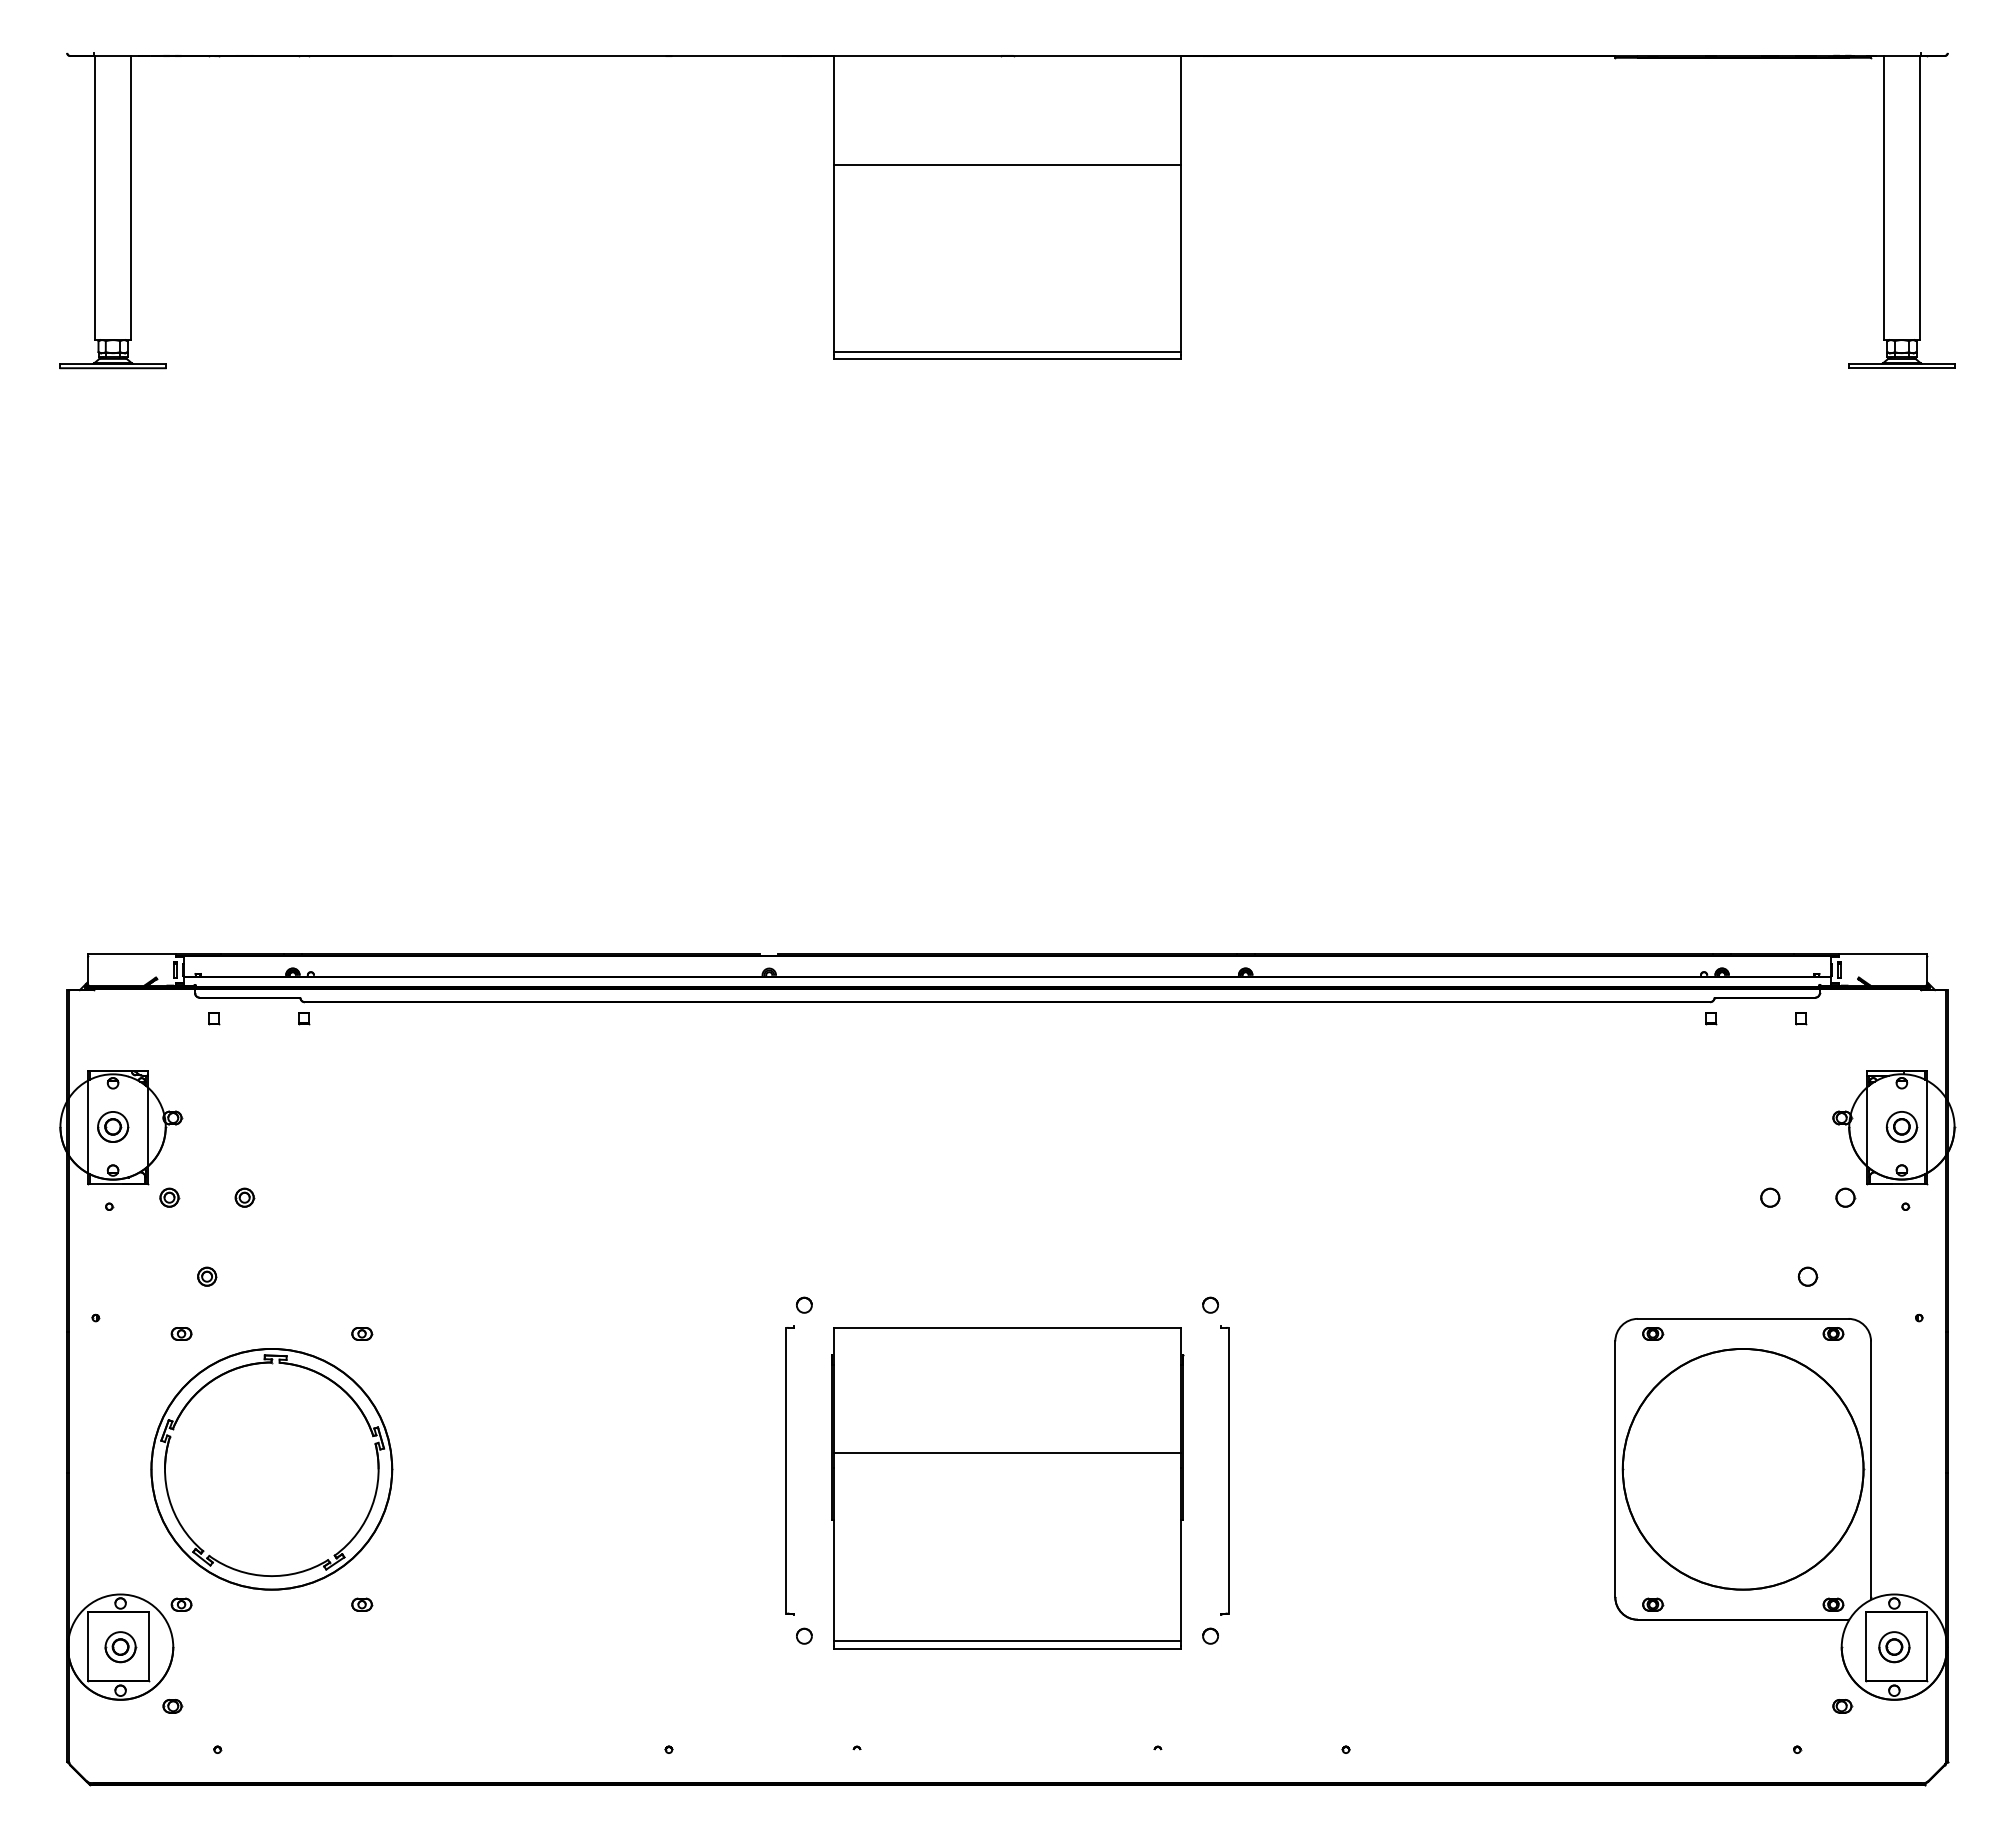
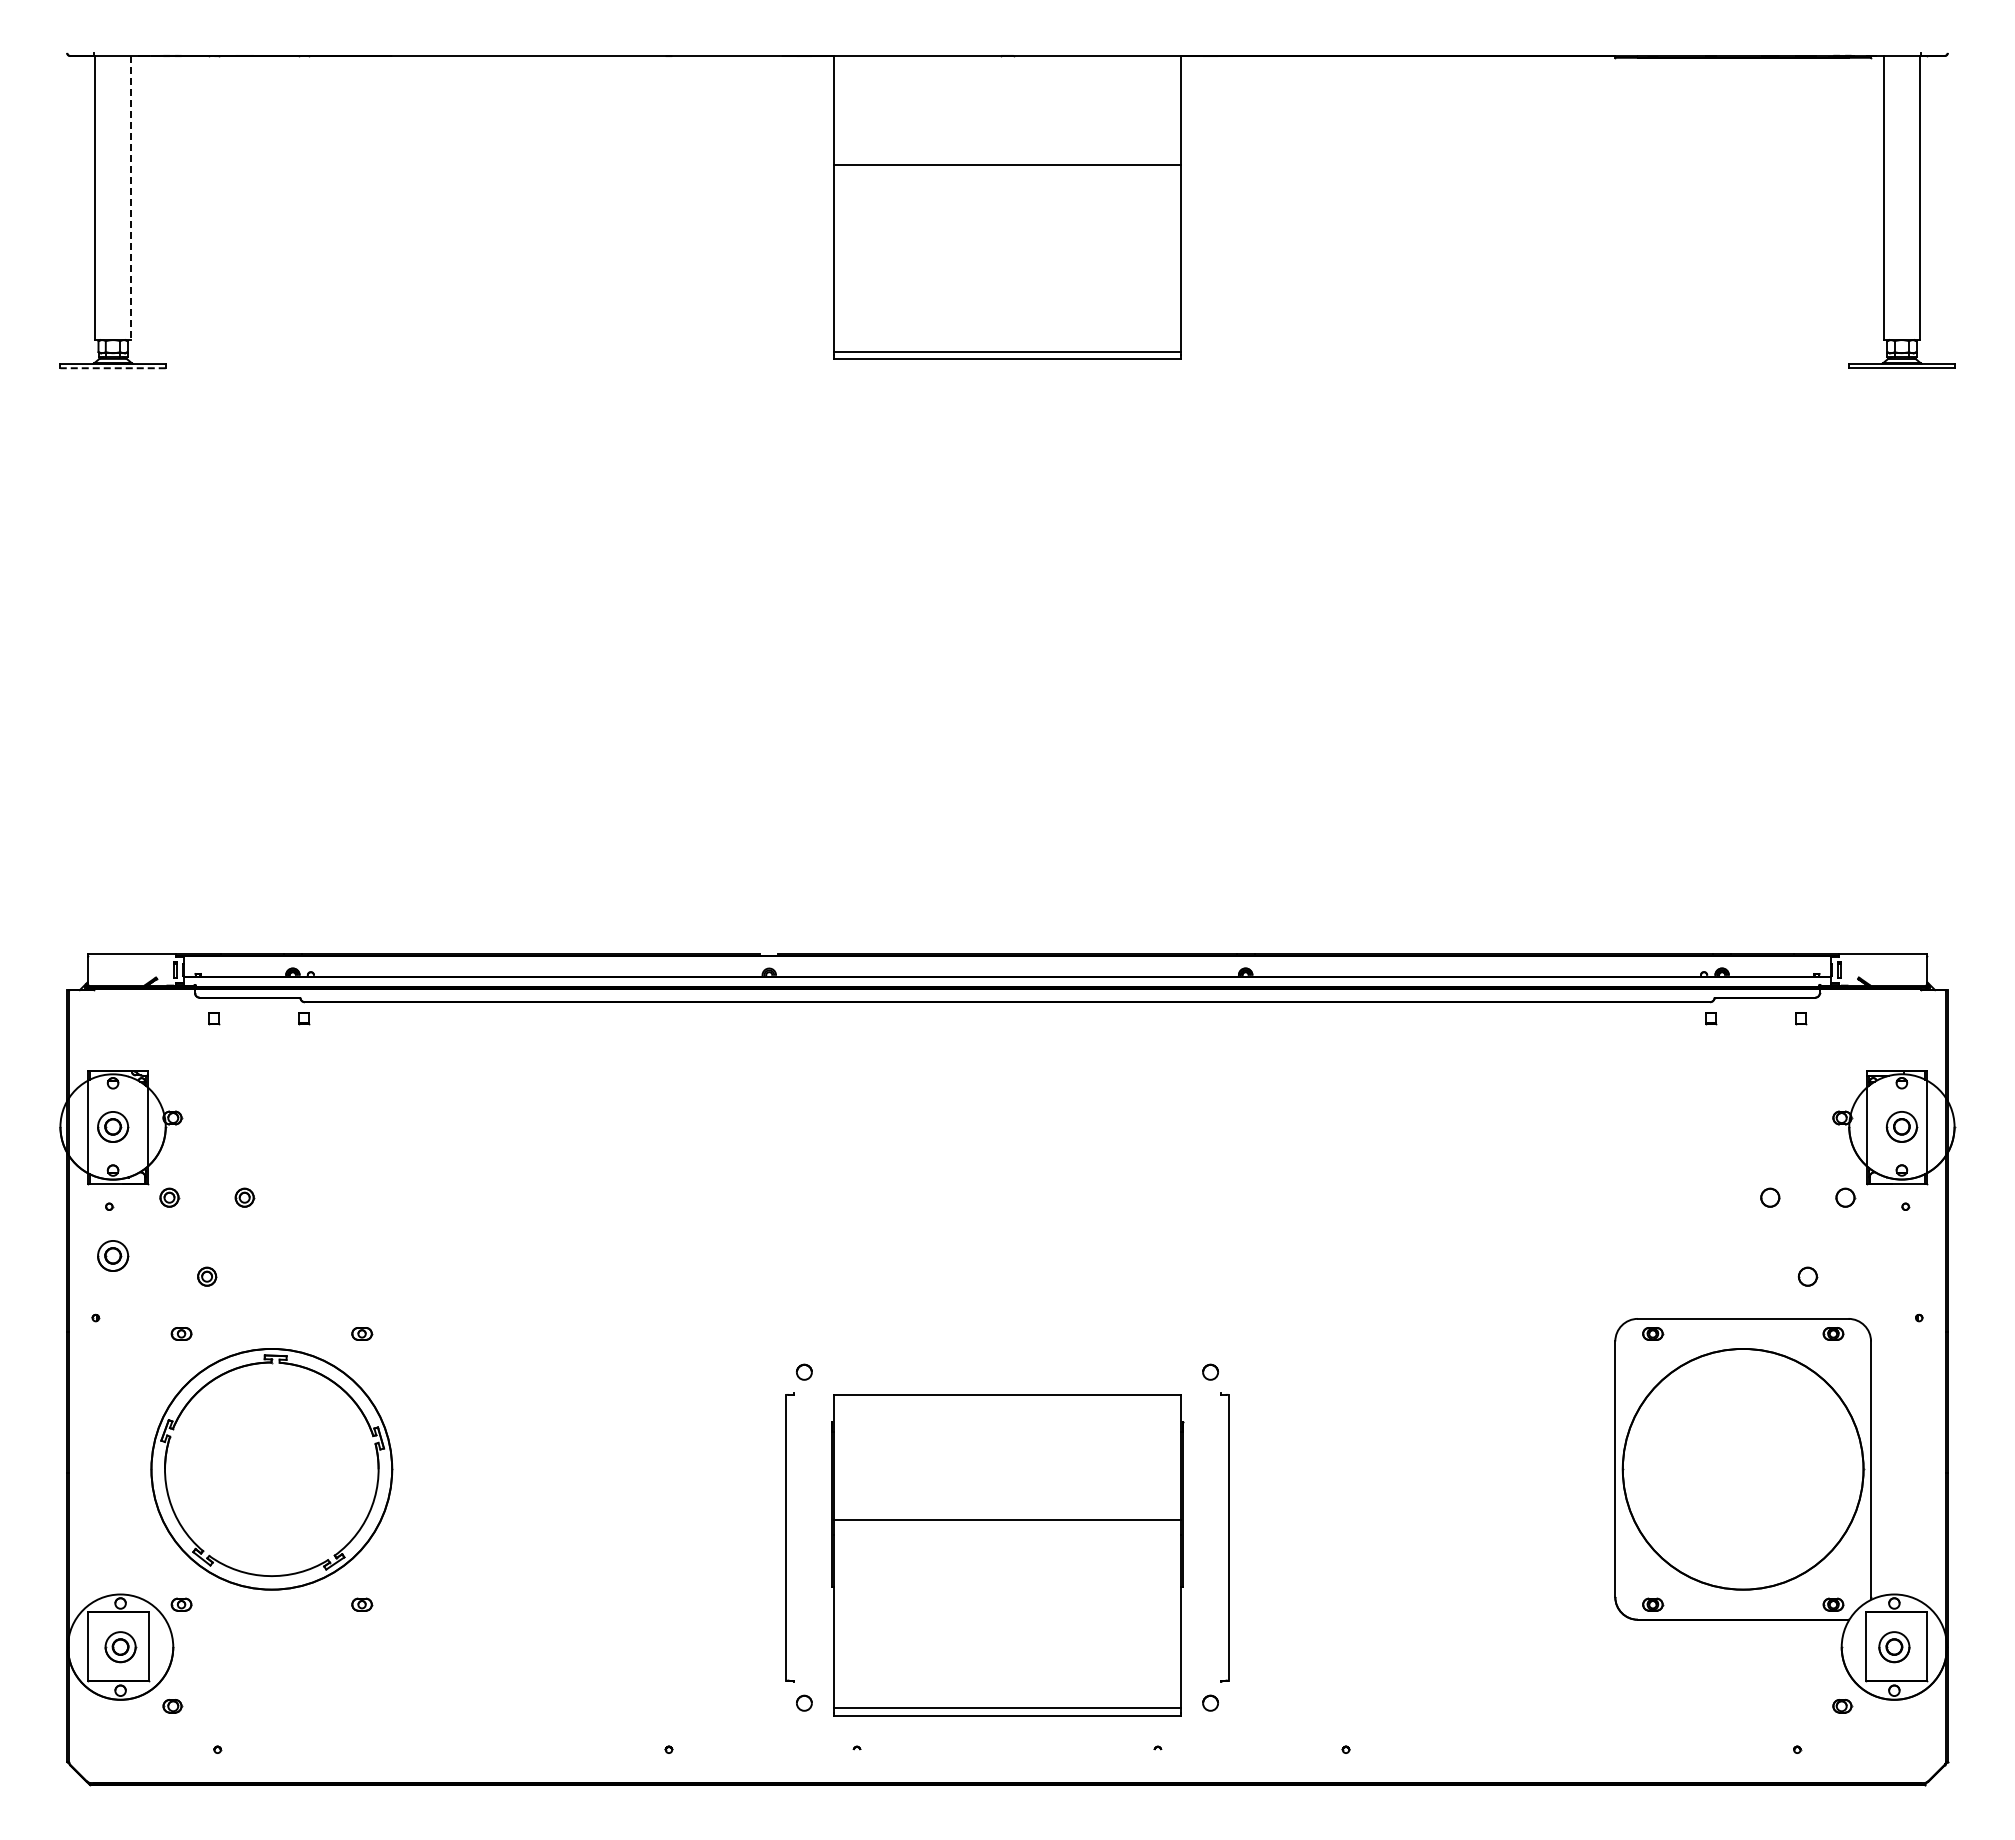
line: solid -> dashed (131, 198)
line: solid -> dashed (113, 368)
part: none -> present (113, 1255)
part position: (1007, 1472) -> (1007, 1539) (1007, 1539)
